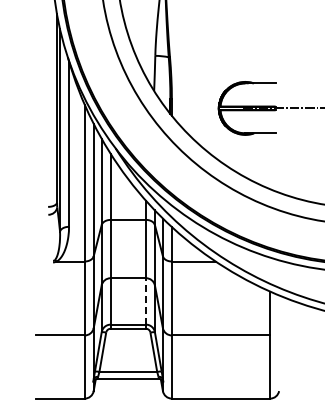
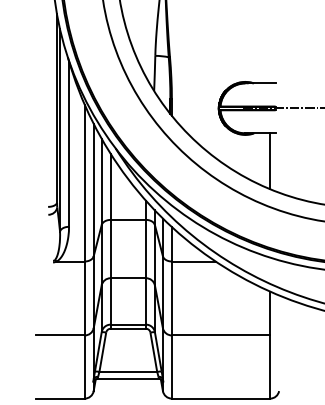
line: none -> present (270, 161)
line: dashed -> solid (145, 300)
